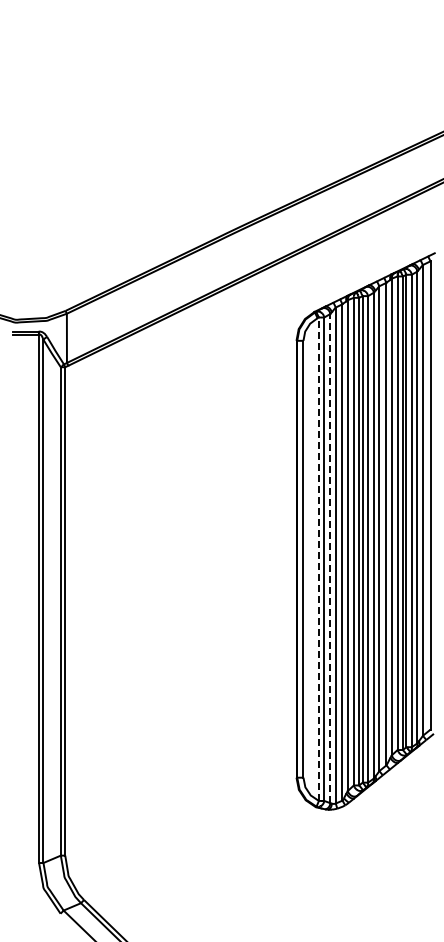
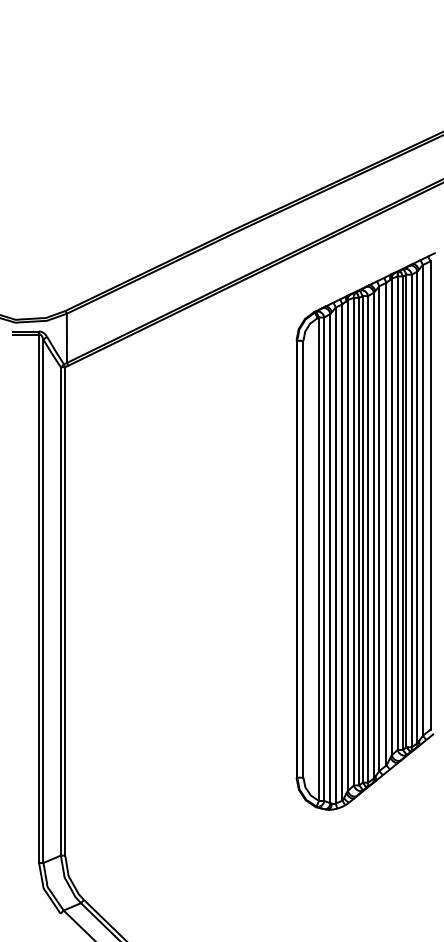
line: dashed -> solid (330, 558)
line: dashed -> solid (318, 559)
